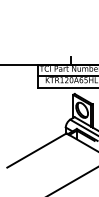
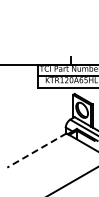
line: solid -> dashed (36, 150)
